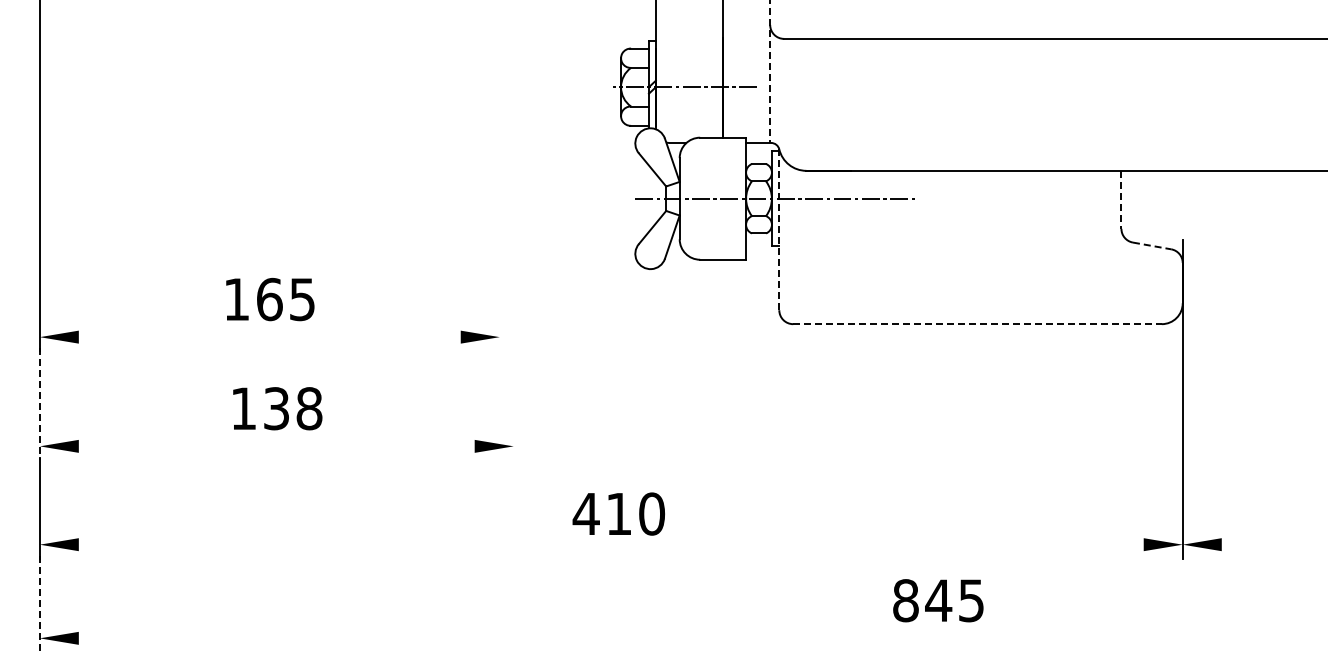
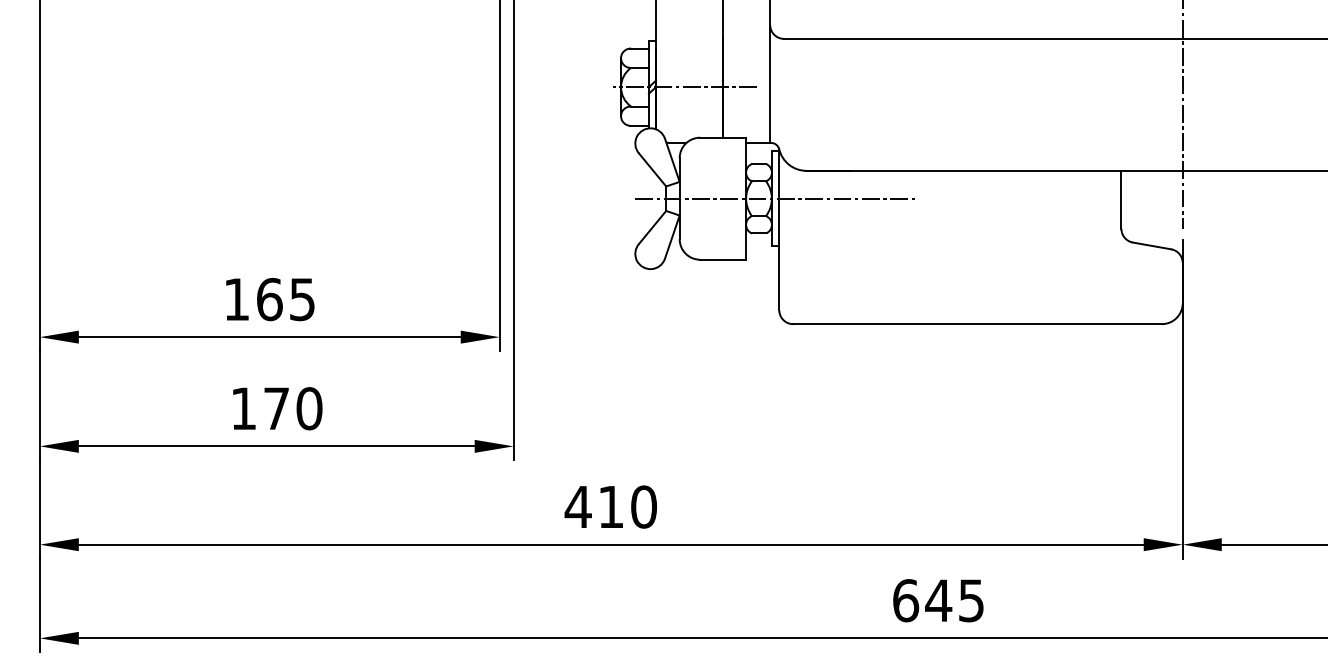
line: dashed -> solid (770, 72)
line: none -> present (1182, 115)
line: none -> present (499, 176)
line: dashed -> solid (1121, 199)
line: dashed -> solid (779, 230)
line: none -> present (513, 231)
line: dashed -> solid (1152, 246)
line: dashed -> solid (978, 324)
line: none -> present (269, 337)
line: dashed -> solid (39, 404)
text: 138 -> 170 (293, 408)
line: none -> present (276, 446)
text position: (618, 513) -> (610, 506) (610, 506)
line: none -> present (610, 544)
line: none -> present (1272, 544)
text: 845 -> 645 (906, 600)
line: dashed -> solid (39, 604)
line: none -> present (701, 638)
